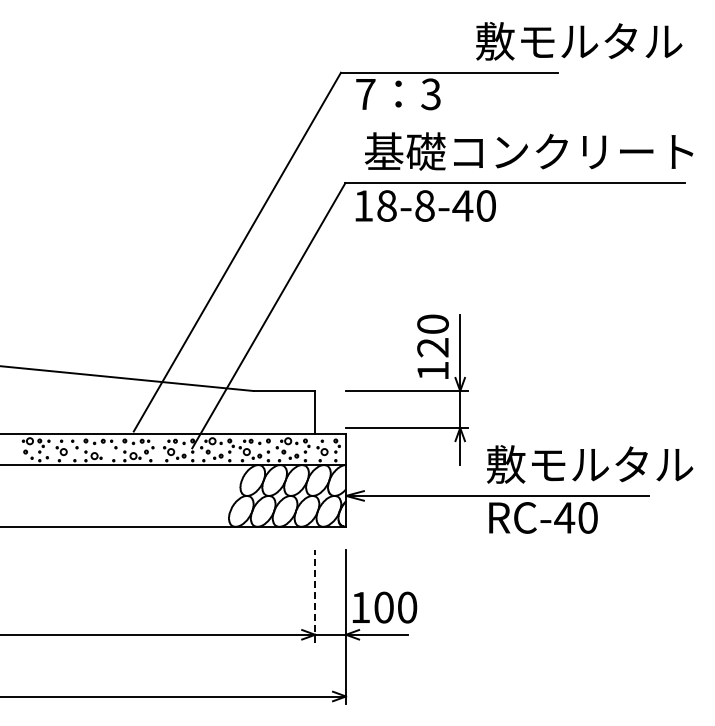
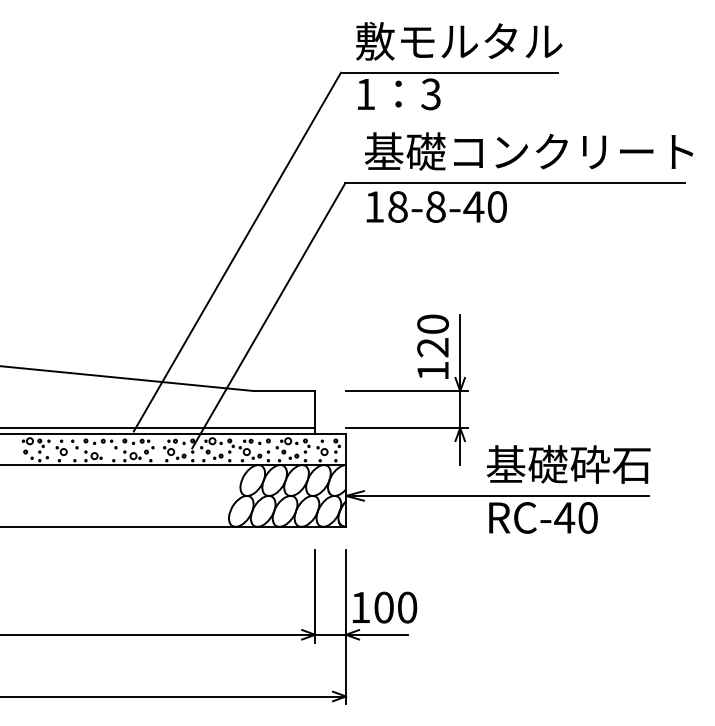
text position: (579, 41) -> (459, 41) (459, 41)
text: 7 -> 1 (365, 94)
text position: (425, 205) -> (436, 206) (436, 206)
line: none -> present (158, 428)
text: 敷モルタル -> 基礎砕石 (589, 464)
line: dashed -> solid (315, 595)
